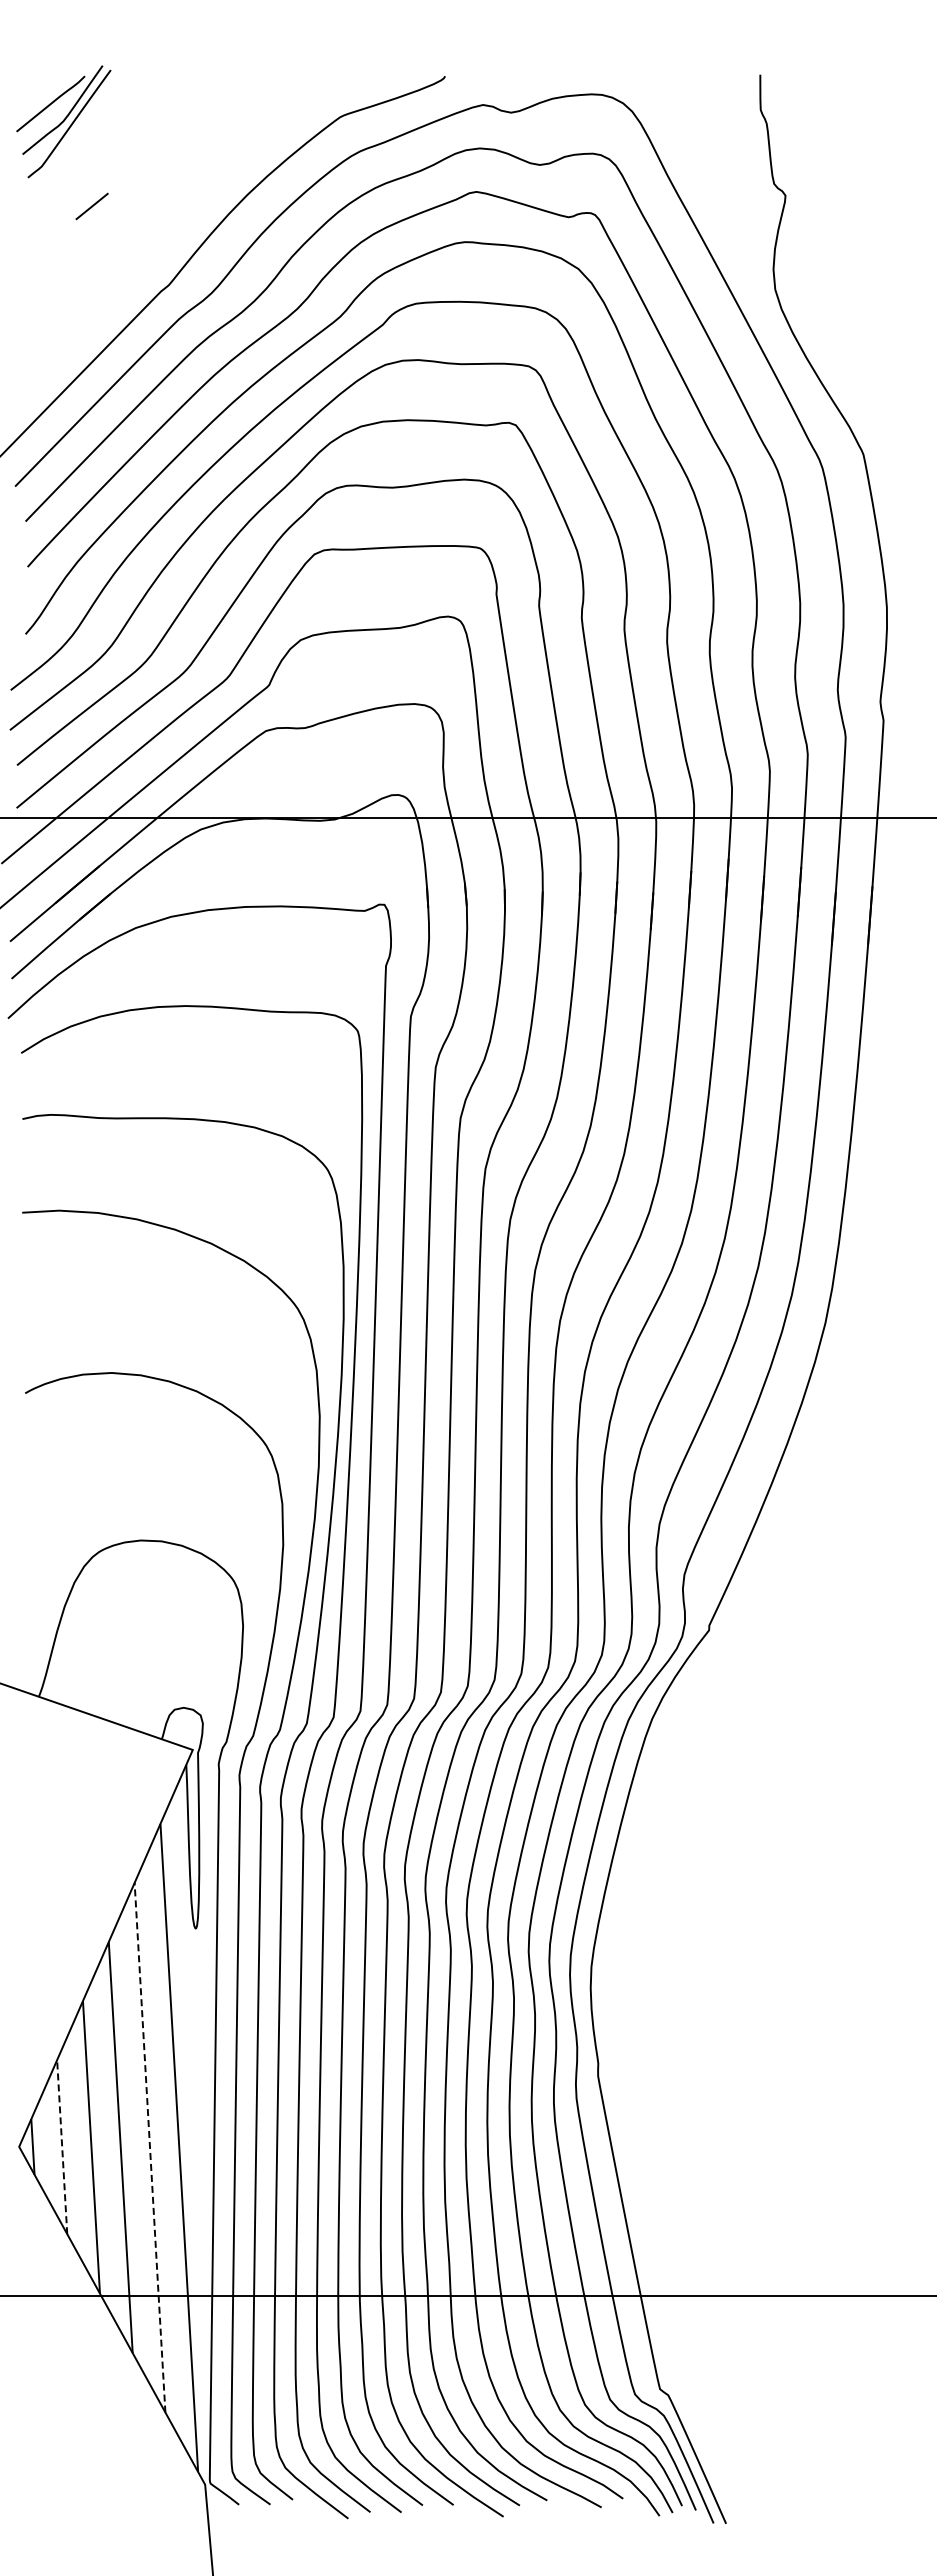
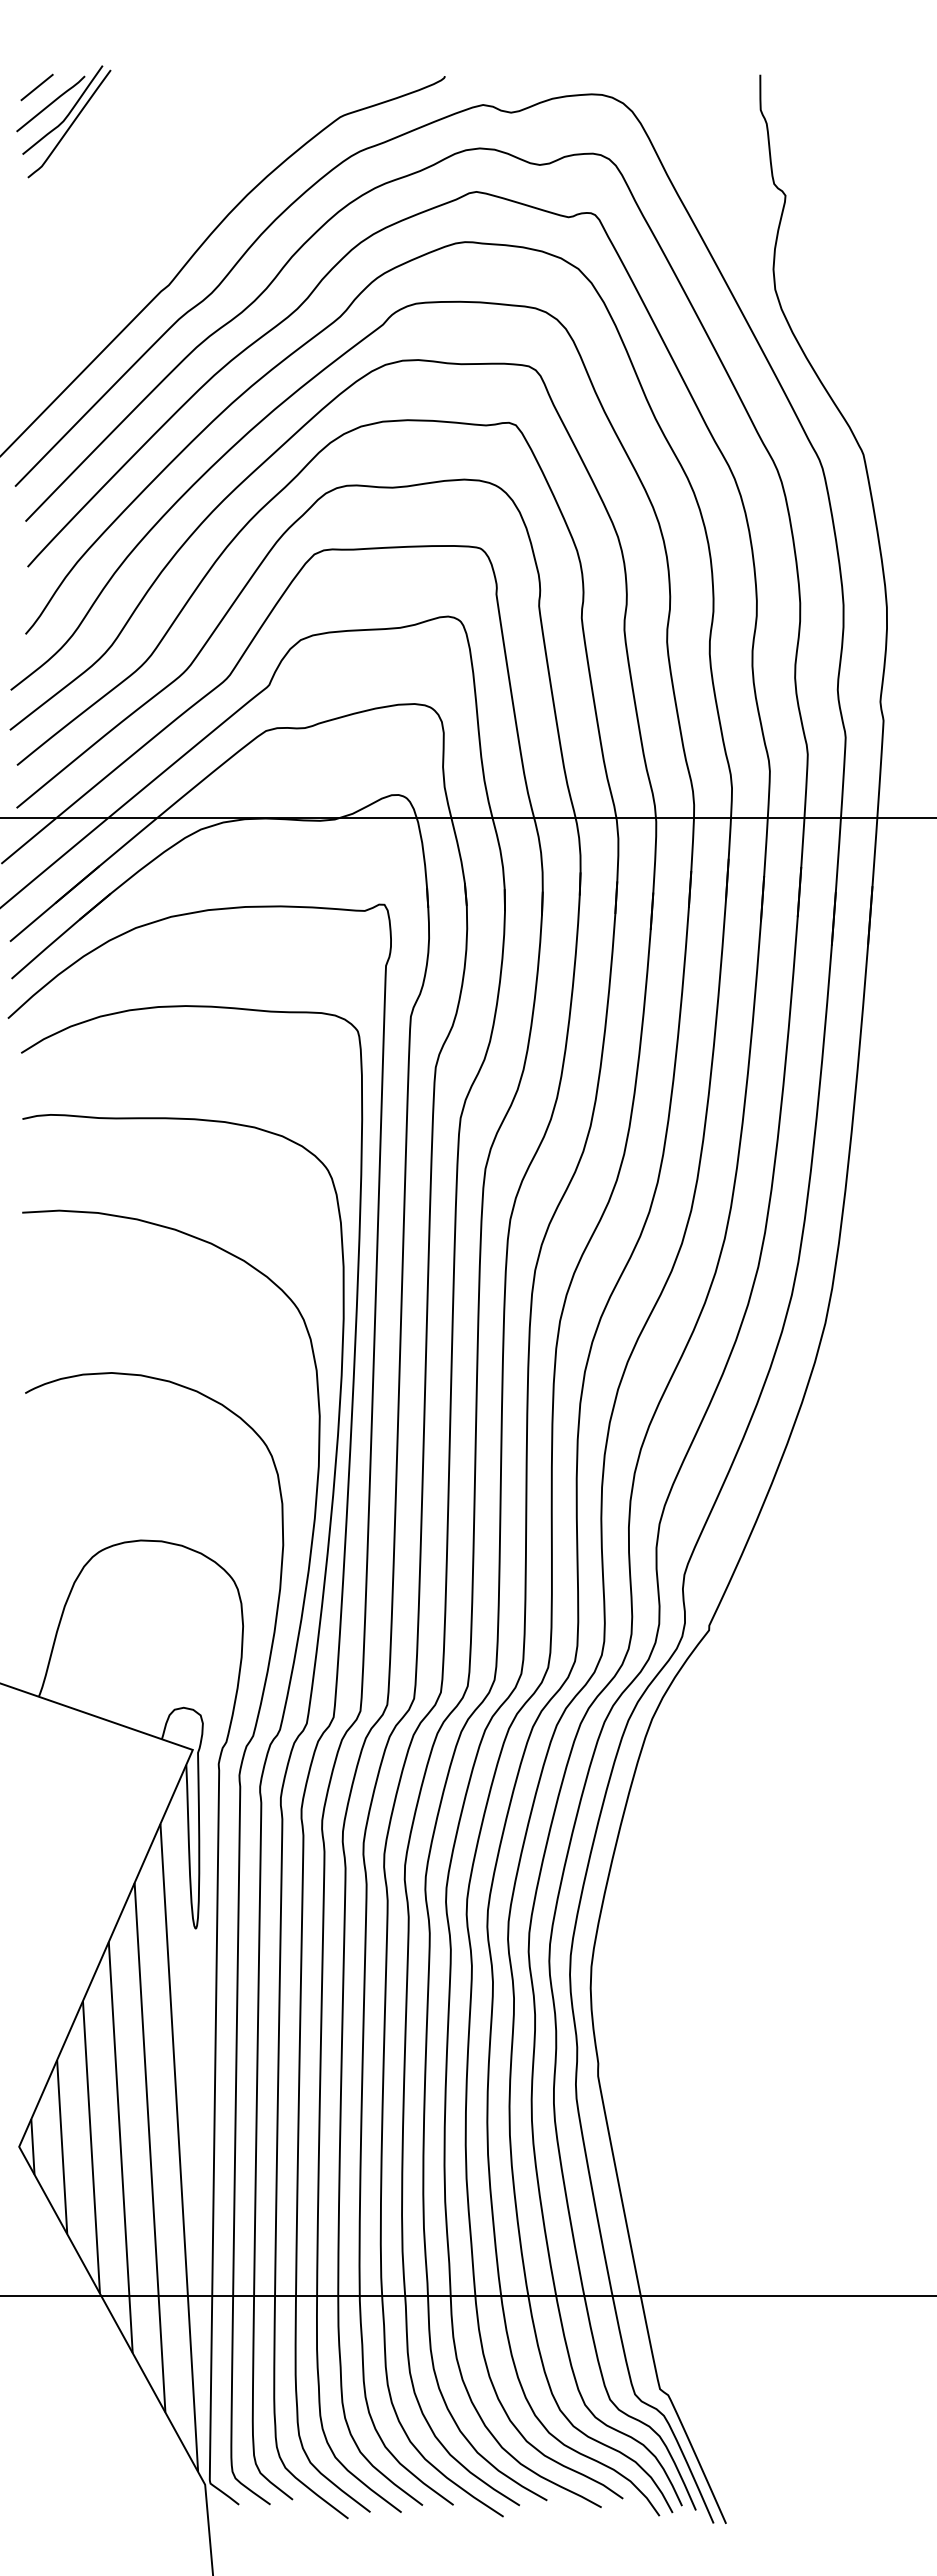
line position: (91, 206) -> (36, 87) (36, 87)
line: dashed -> solid (62, 2146)
line: dashed -> solid (150, 2147)
